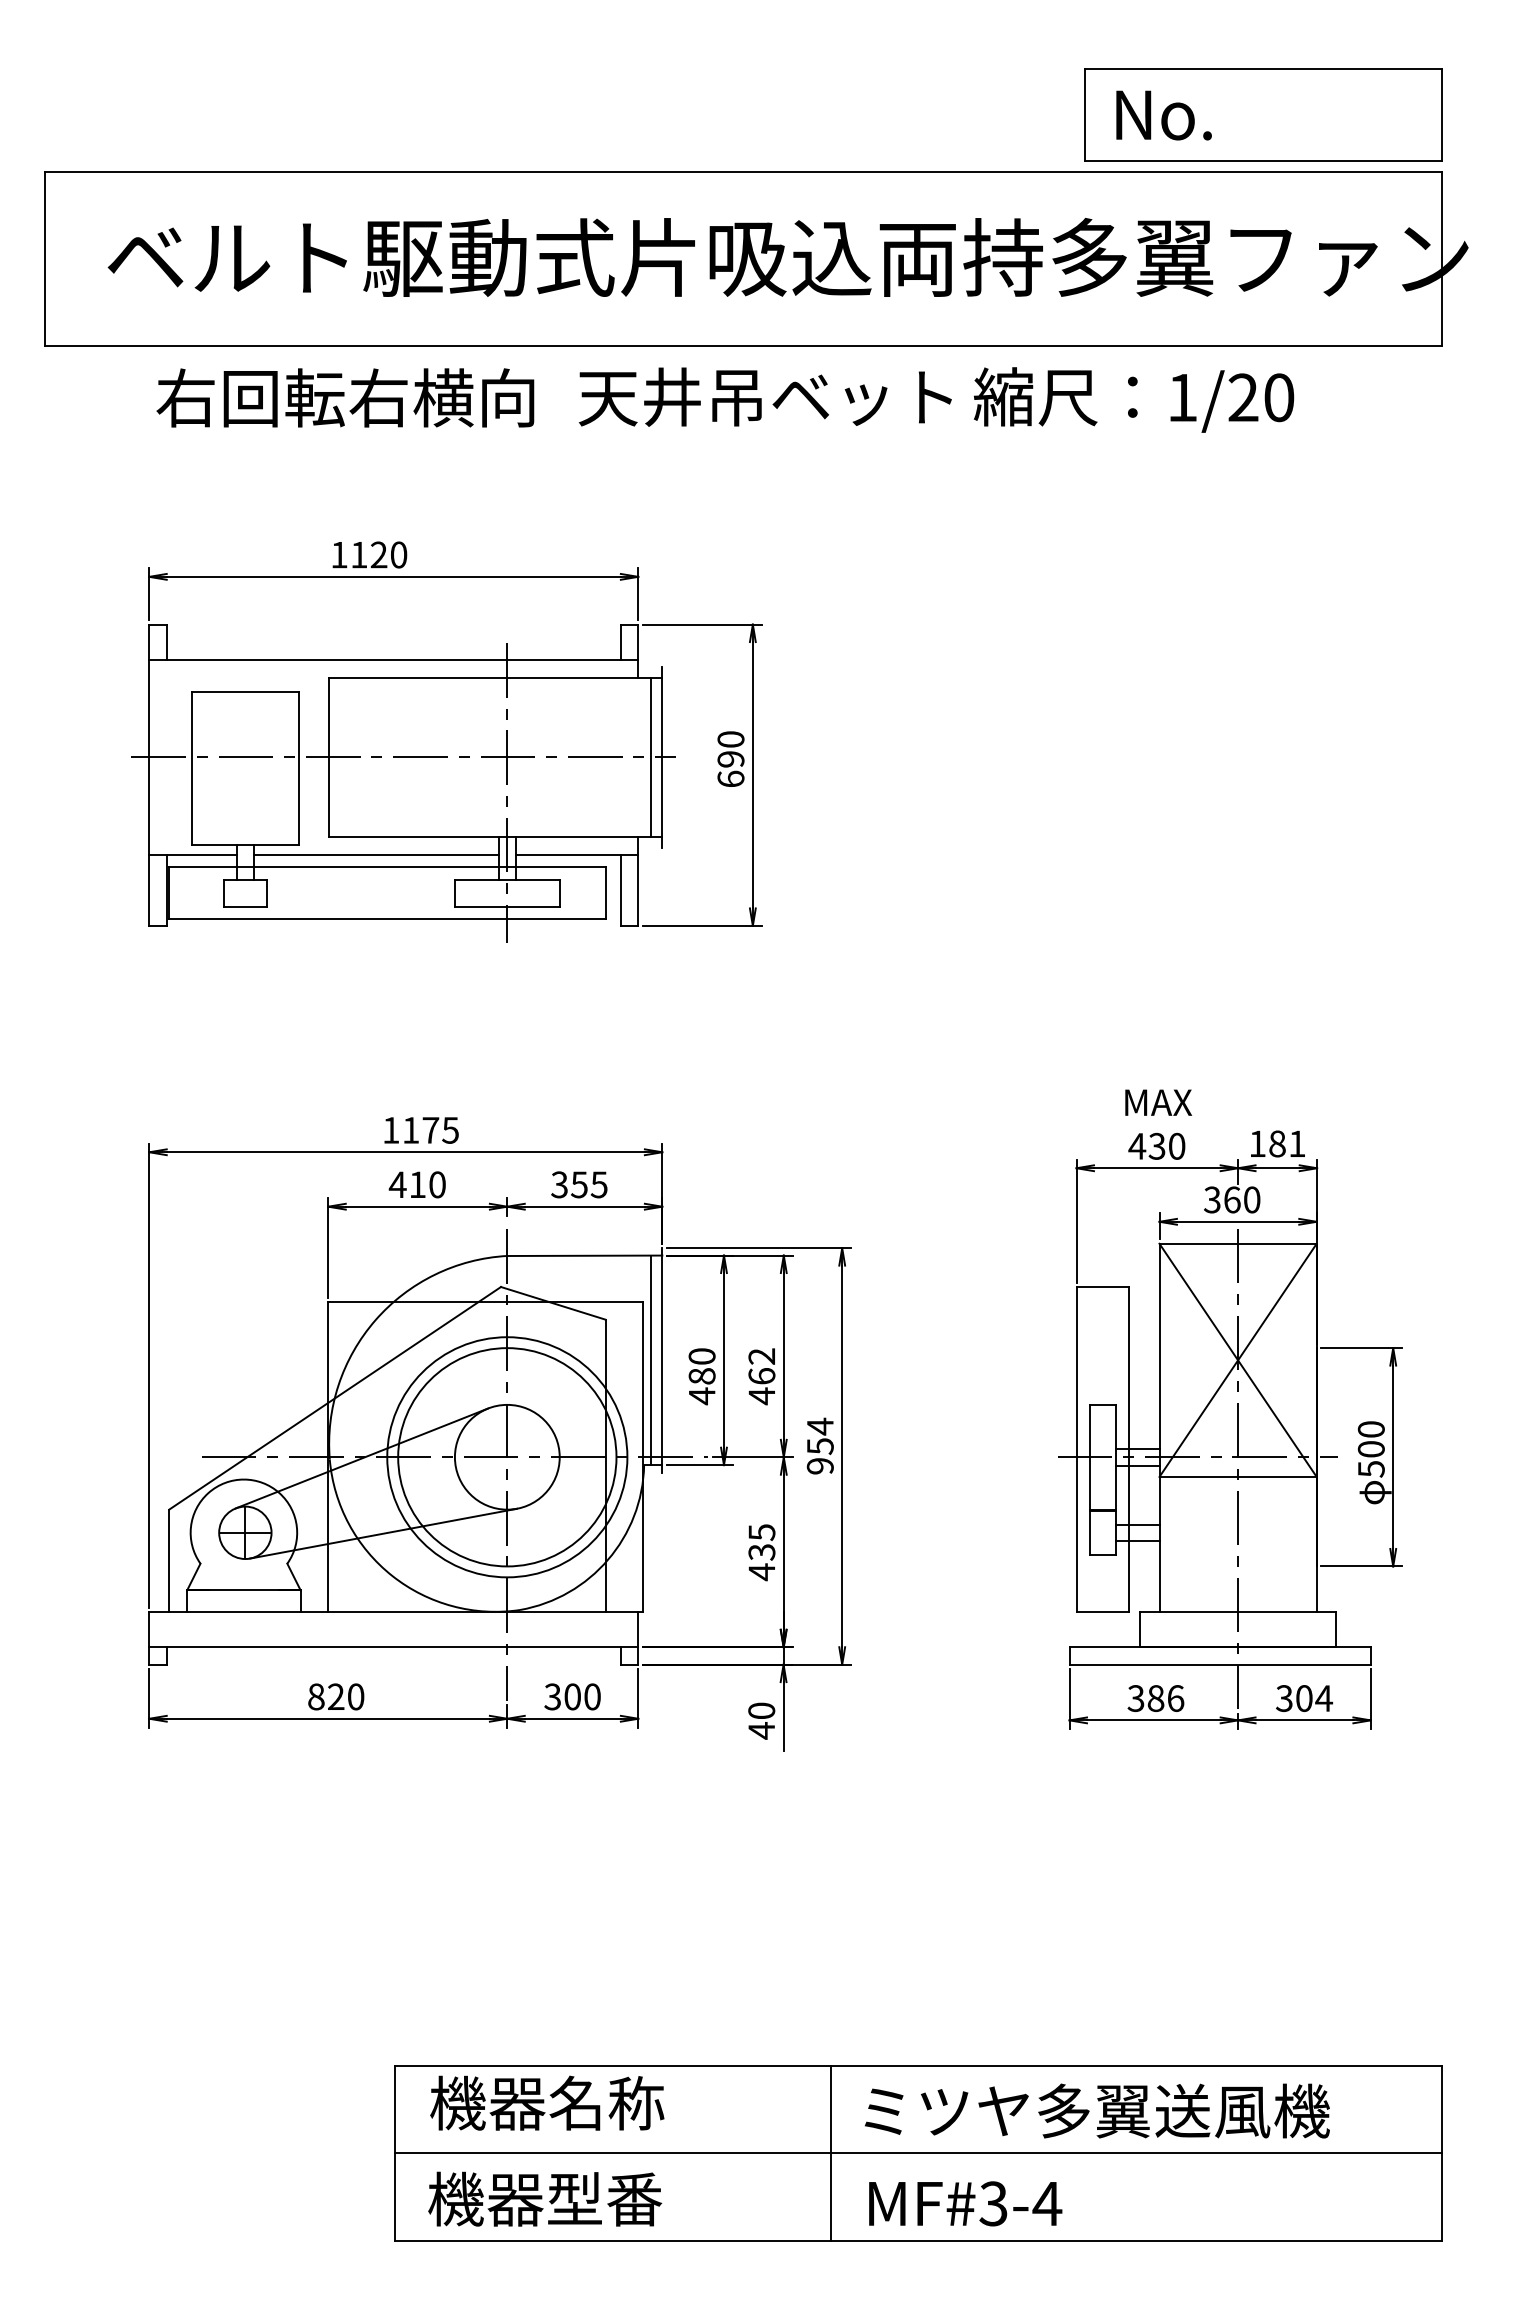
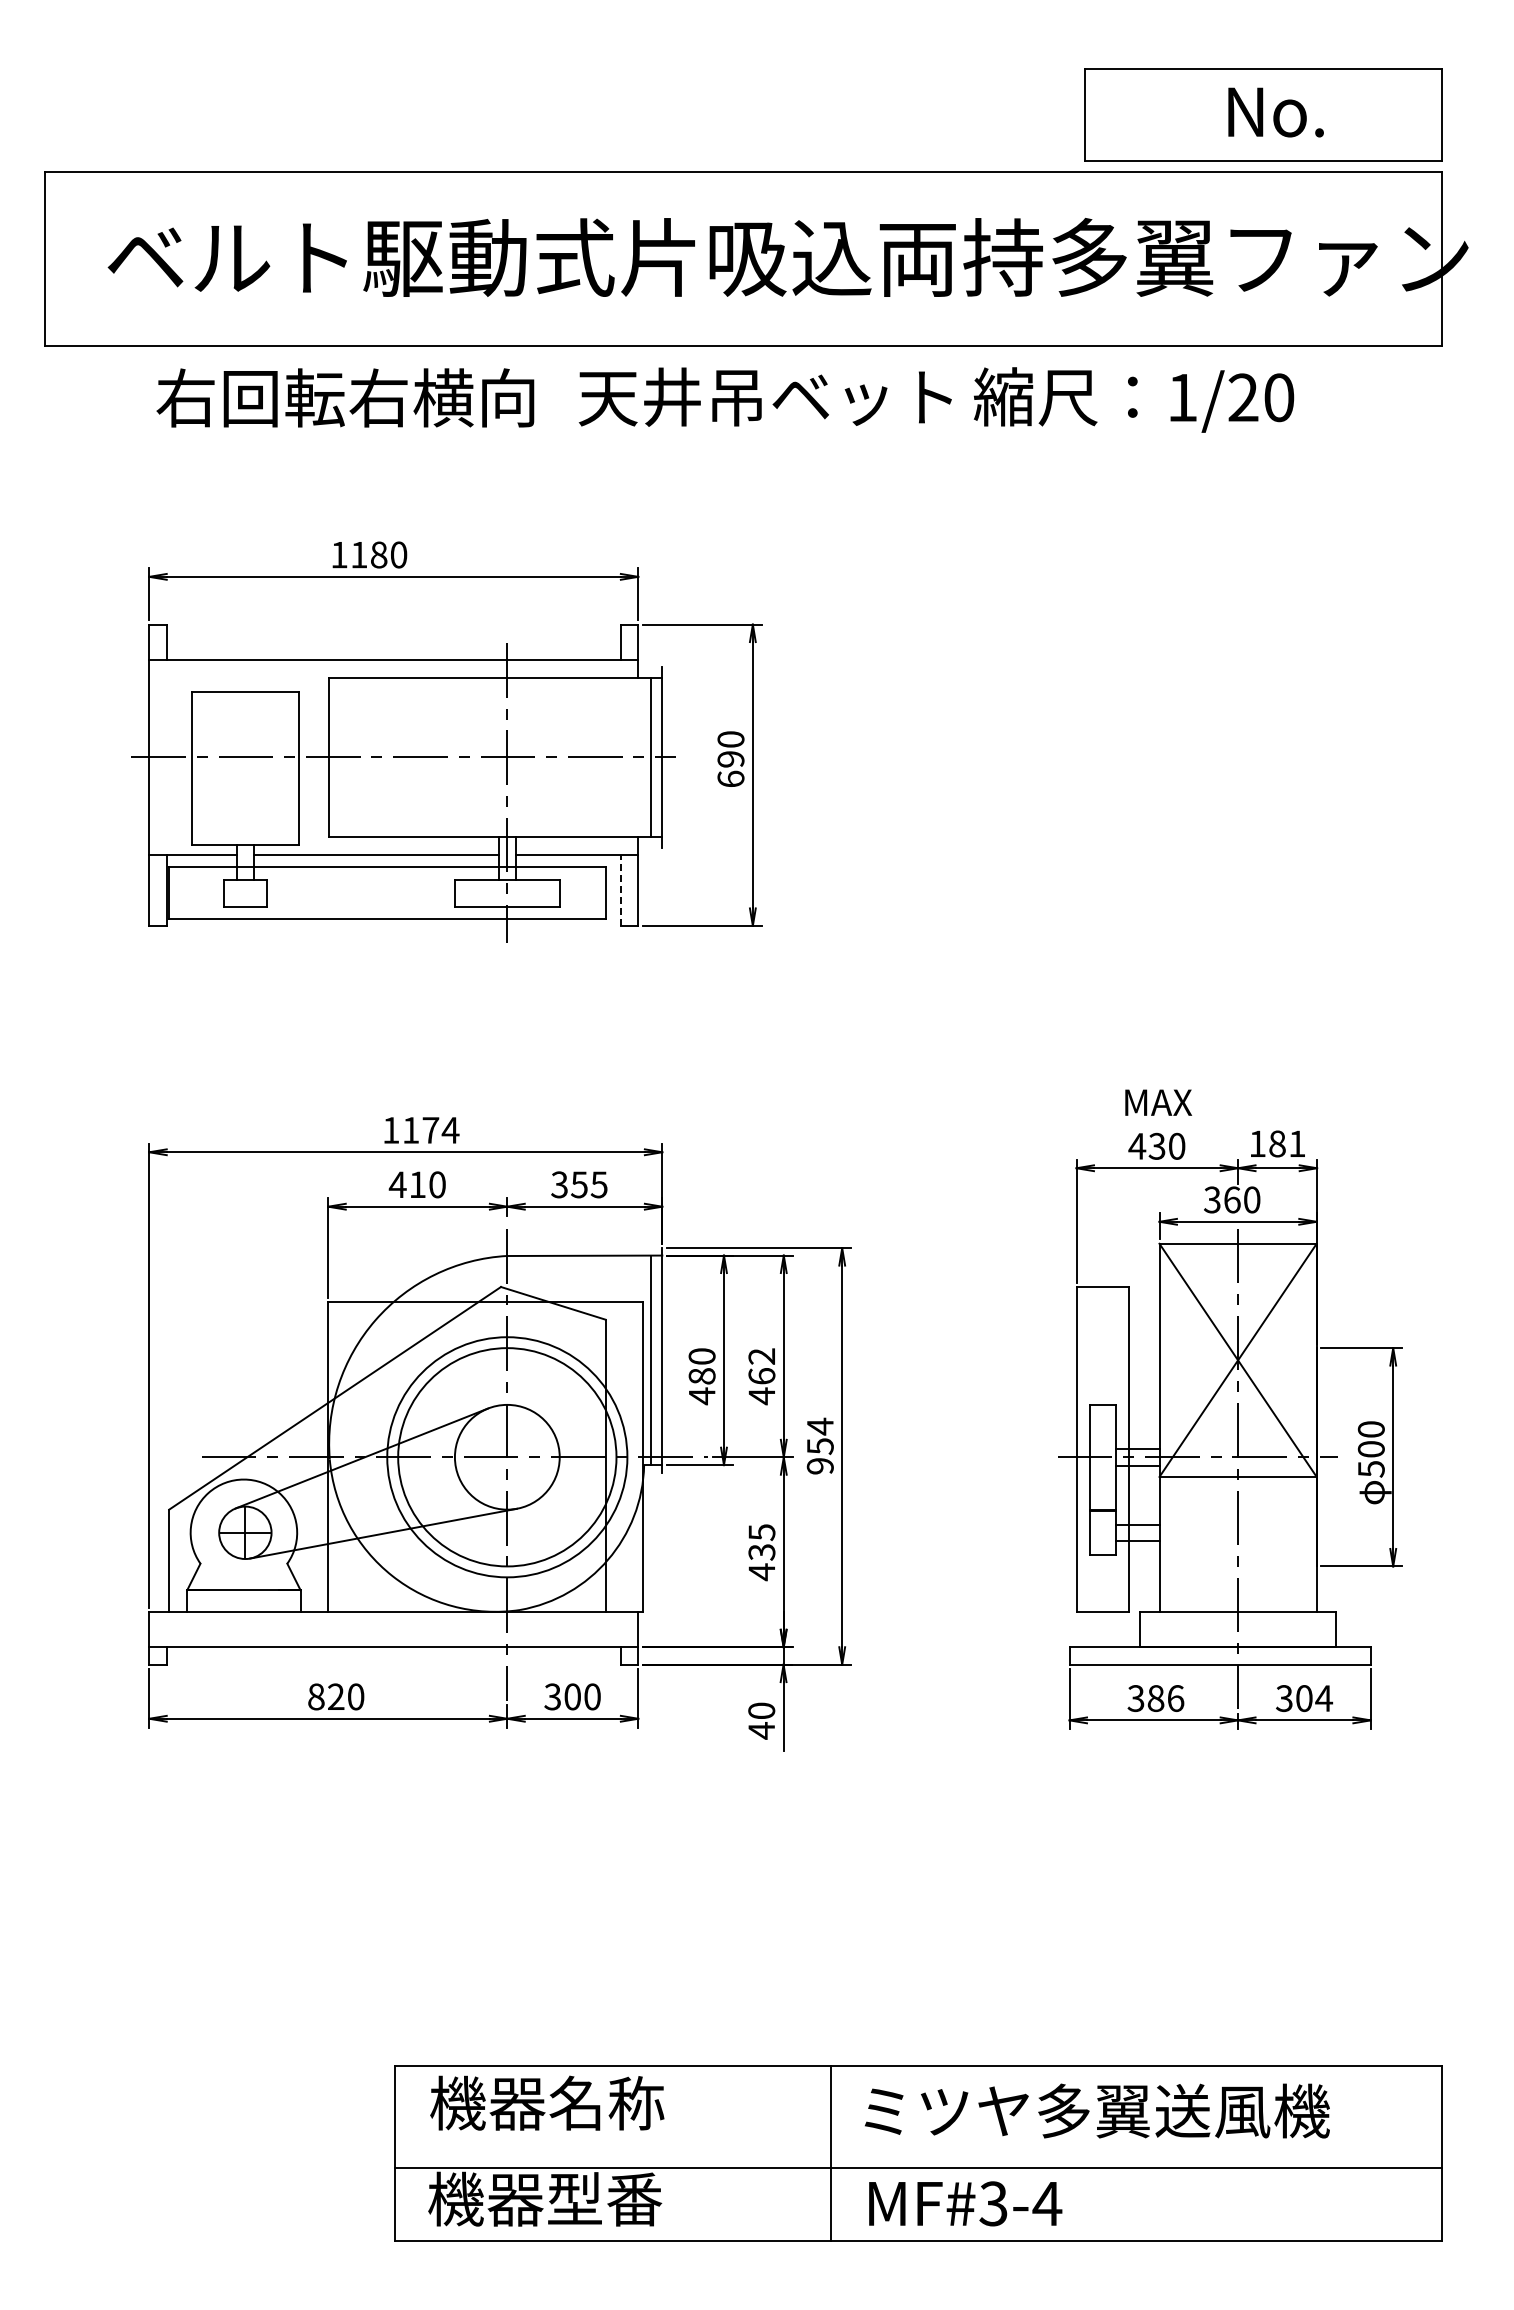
text position: (1163, 115) -> (1275, 112) (1275, 112)
text: 1120 -> 1180 (378, 554)
line: solid -> dashed (620, 890)
text: 1175 -> 1174 (450, 1130)
line position: (918, 2153) -> (918, 2168) (918, 2168)
